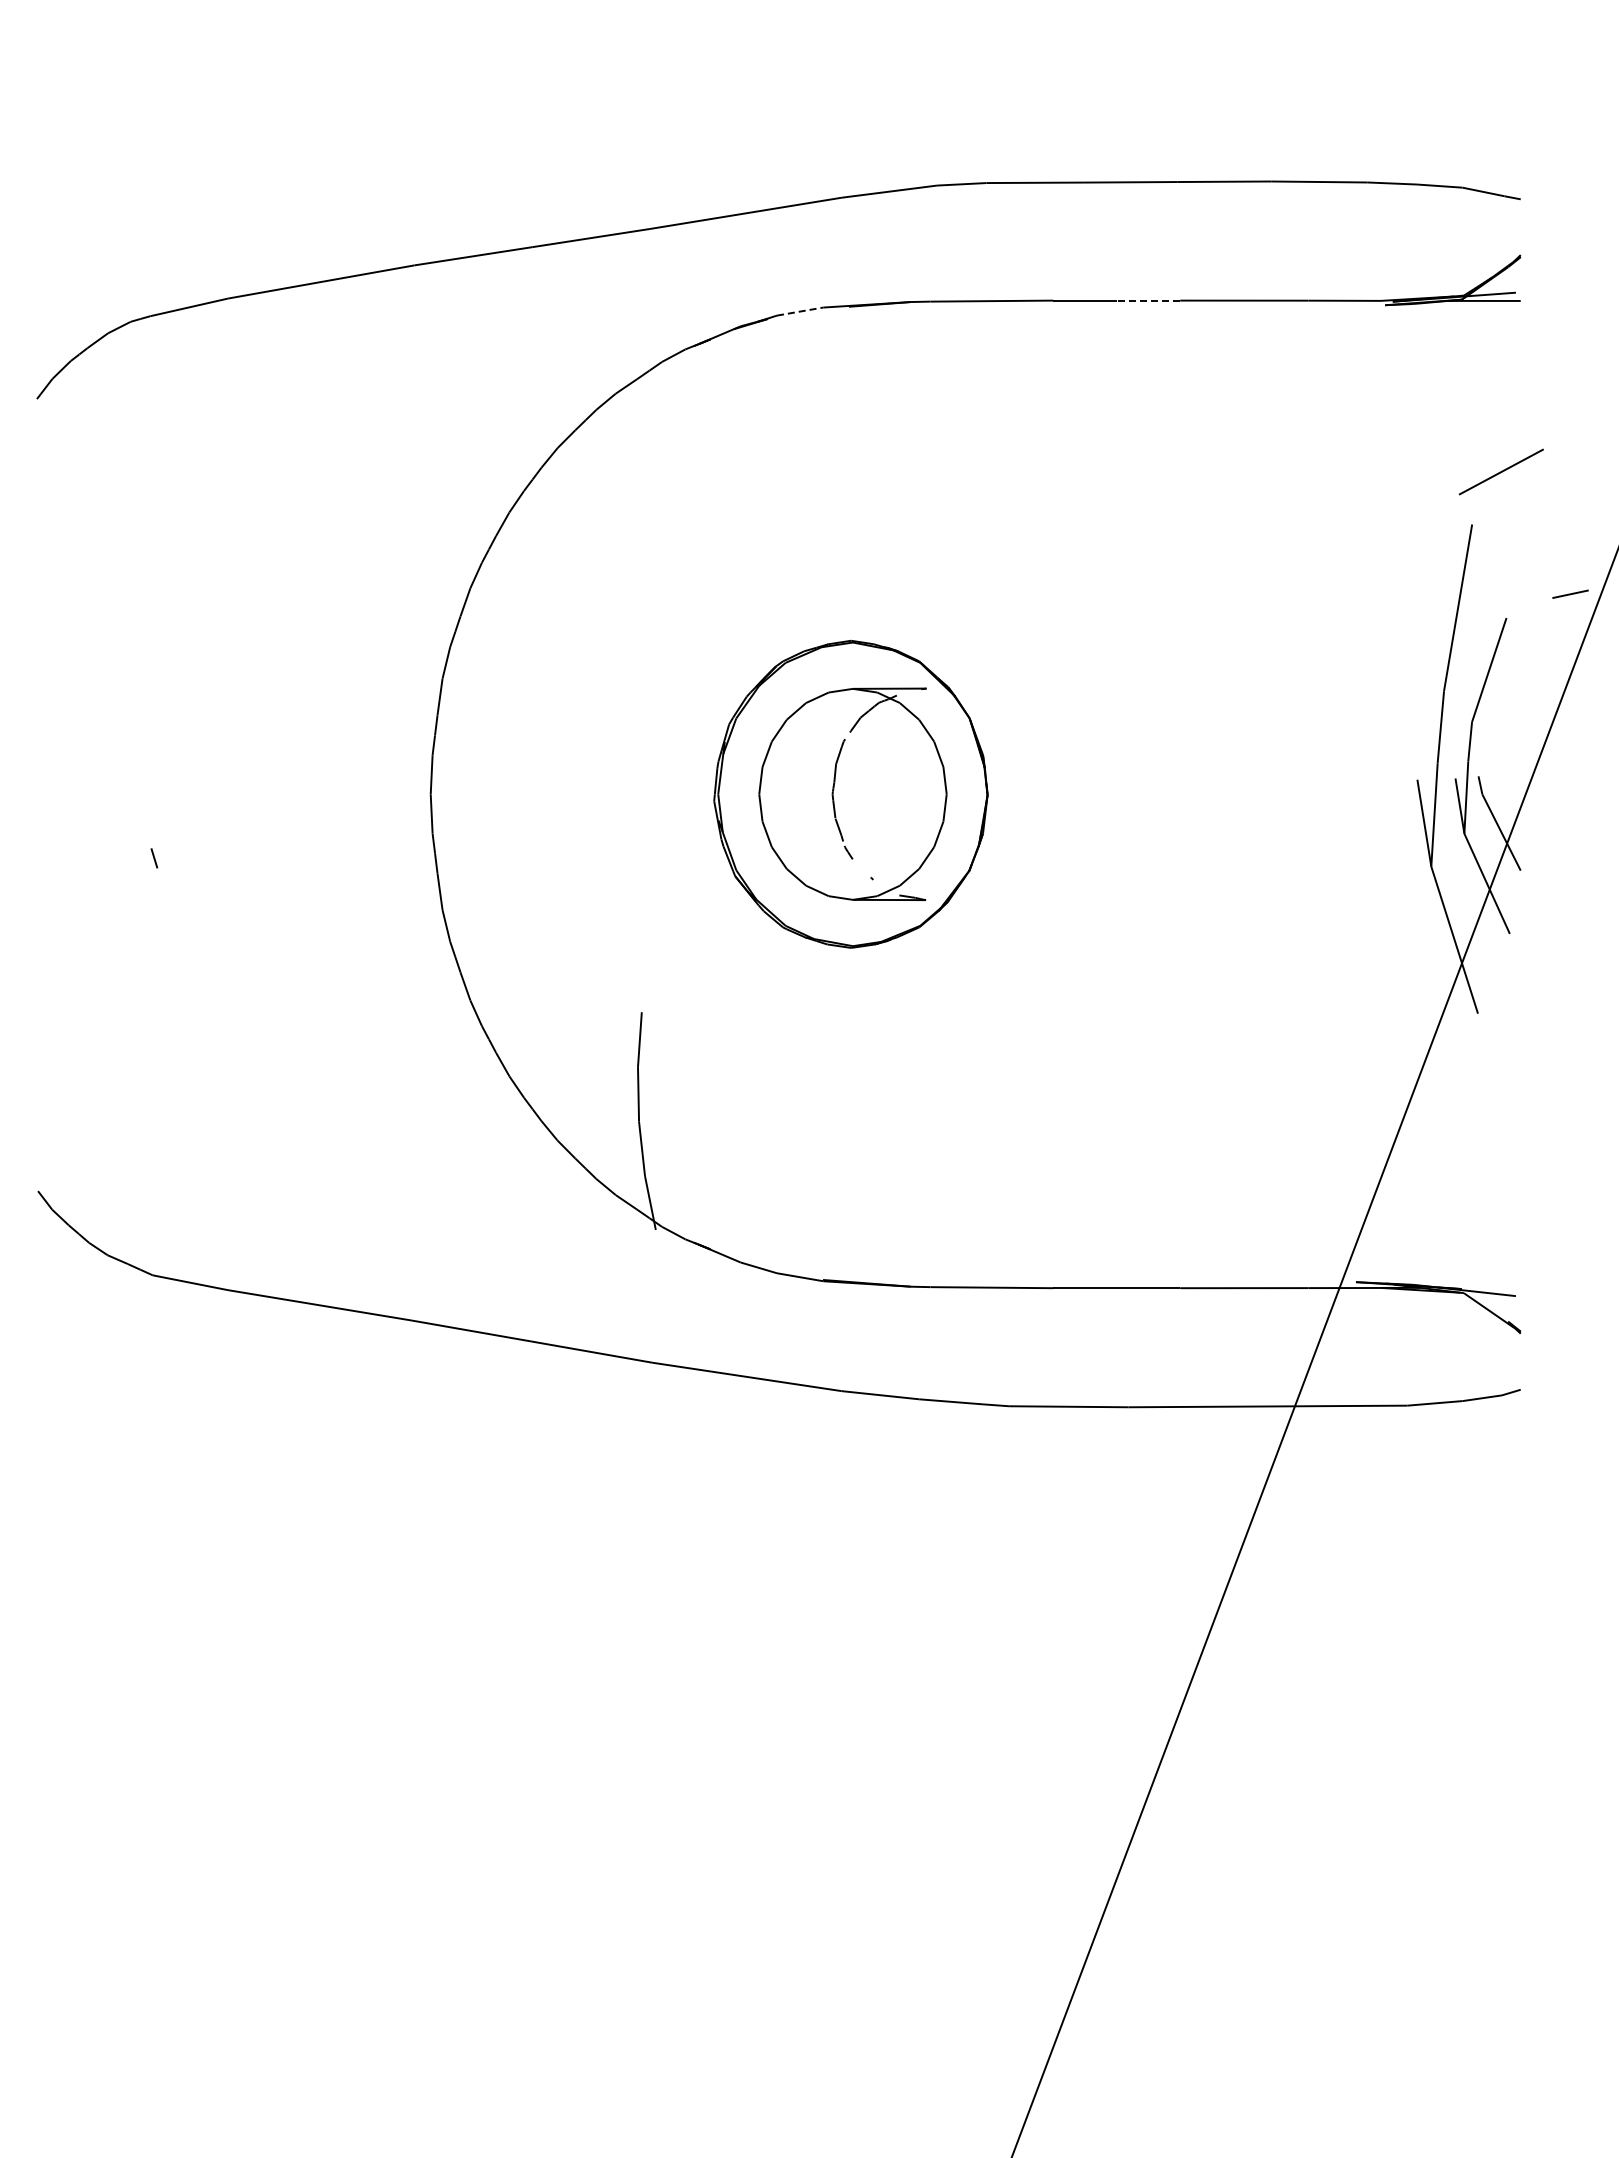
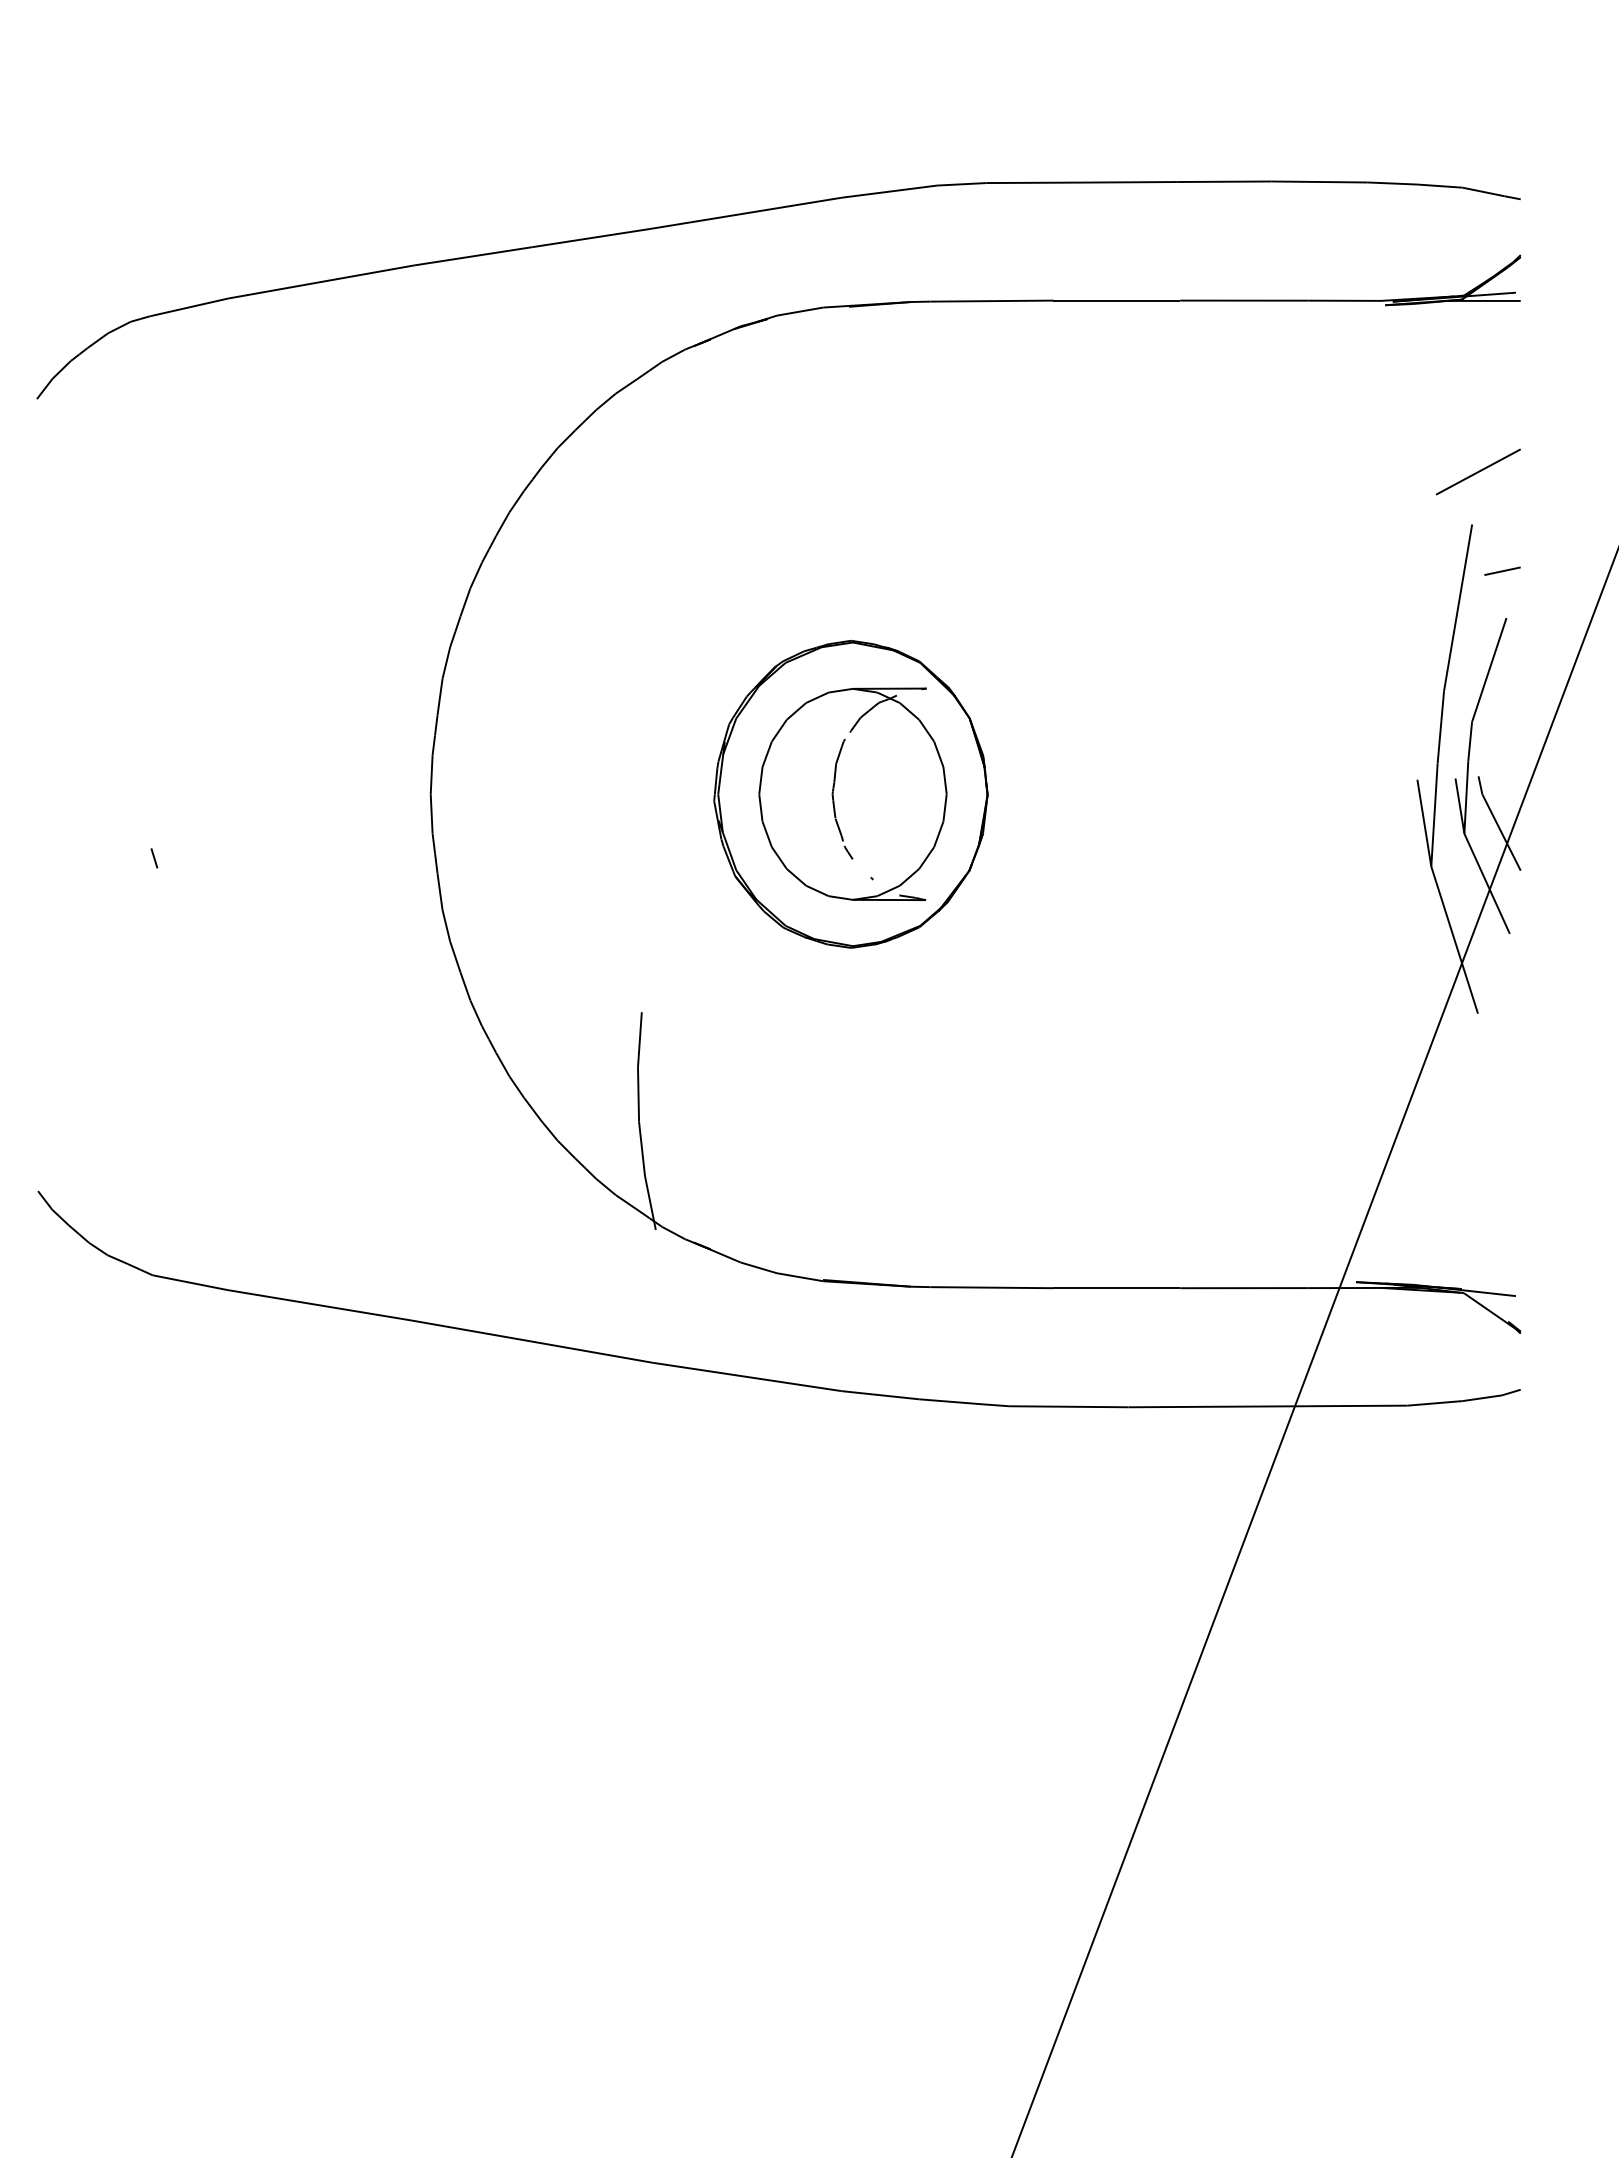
line: dashed -> solid (1148, 300)
line: dashed -> solid (800, 311)
line position: (1501, 471) -> (1478, 471) (1478, 471)
line position: (1570, 593) -> (1502, 570) (1502, 570)
